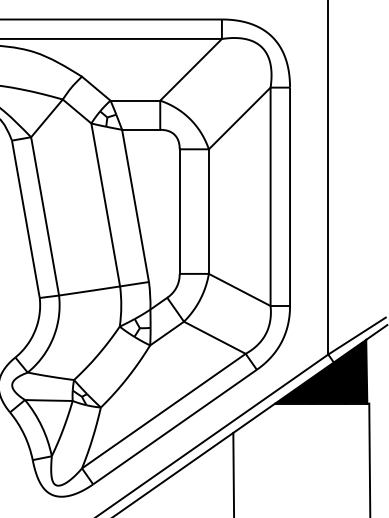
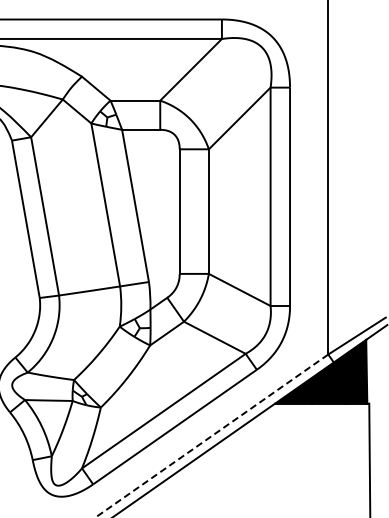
line: solid -> dashed (211, 436)
line: present -> none (233, 473)
